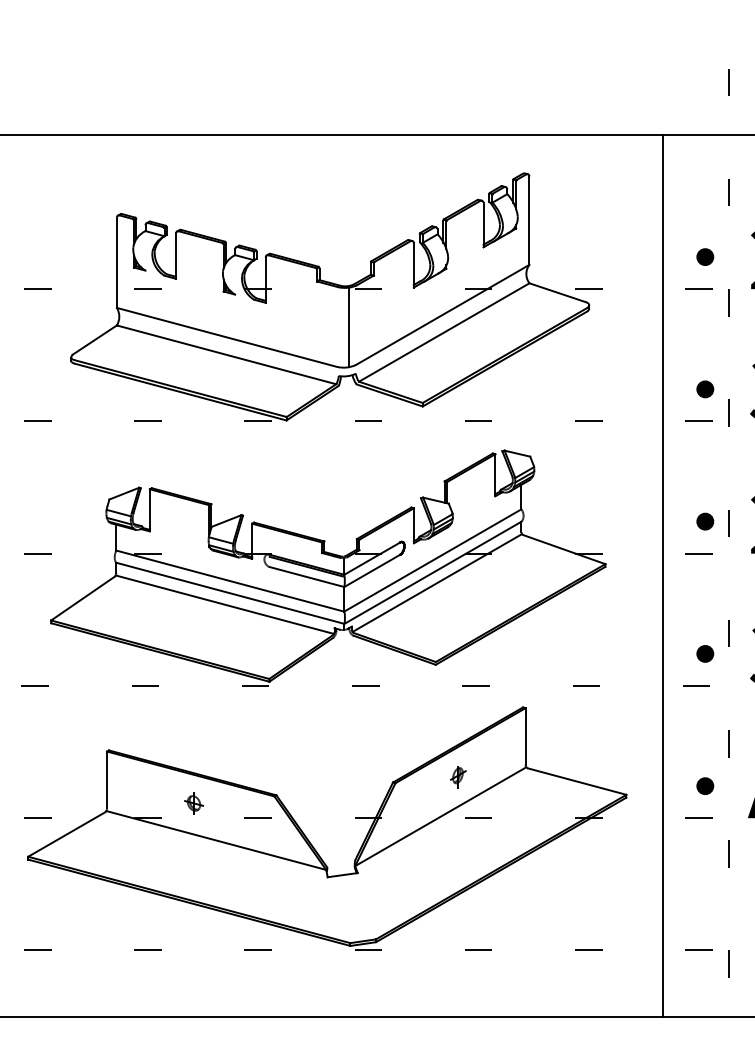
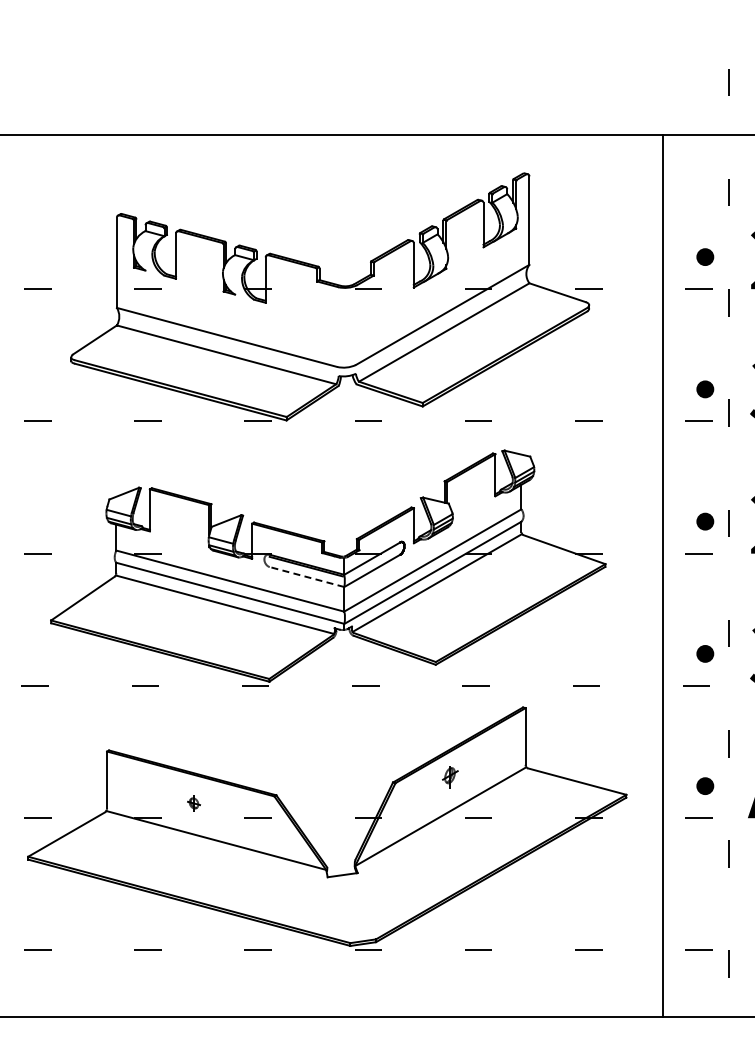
line: present -> none (348, 327)
line: solid -> dashed (307, 577)
part position: (458, 777) -> (450, 777) (450, 777)
part size: 20x23 px -> 14x17 px (193, 803)
